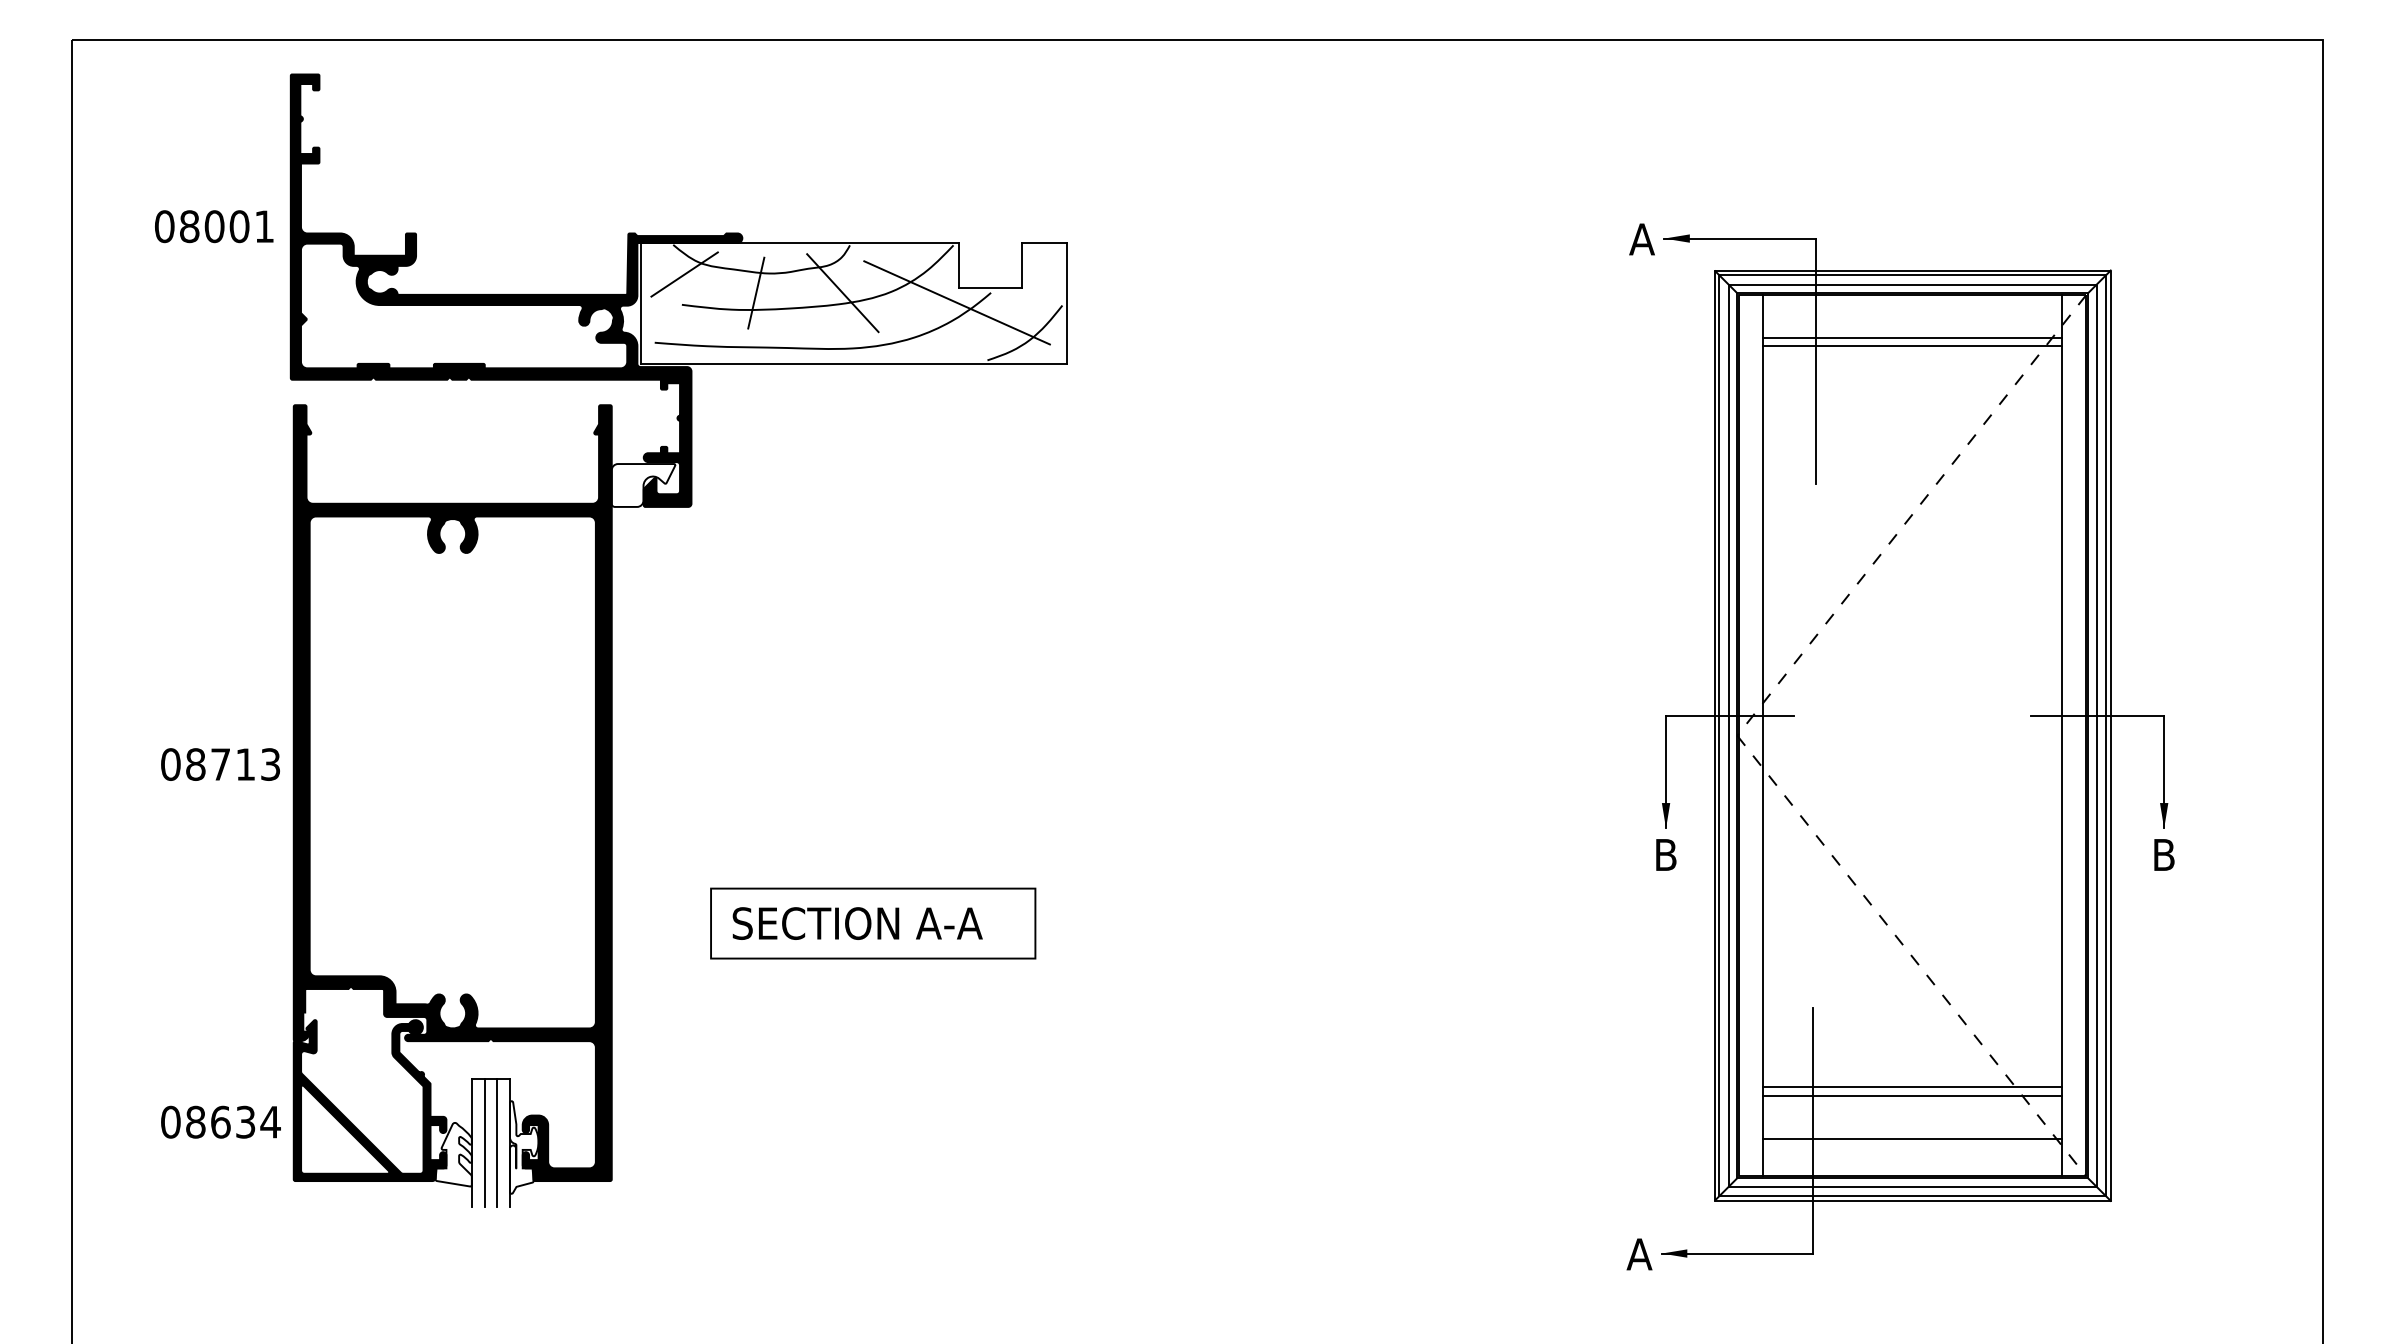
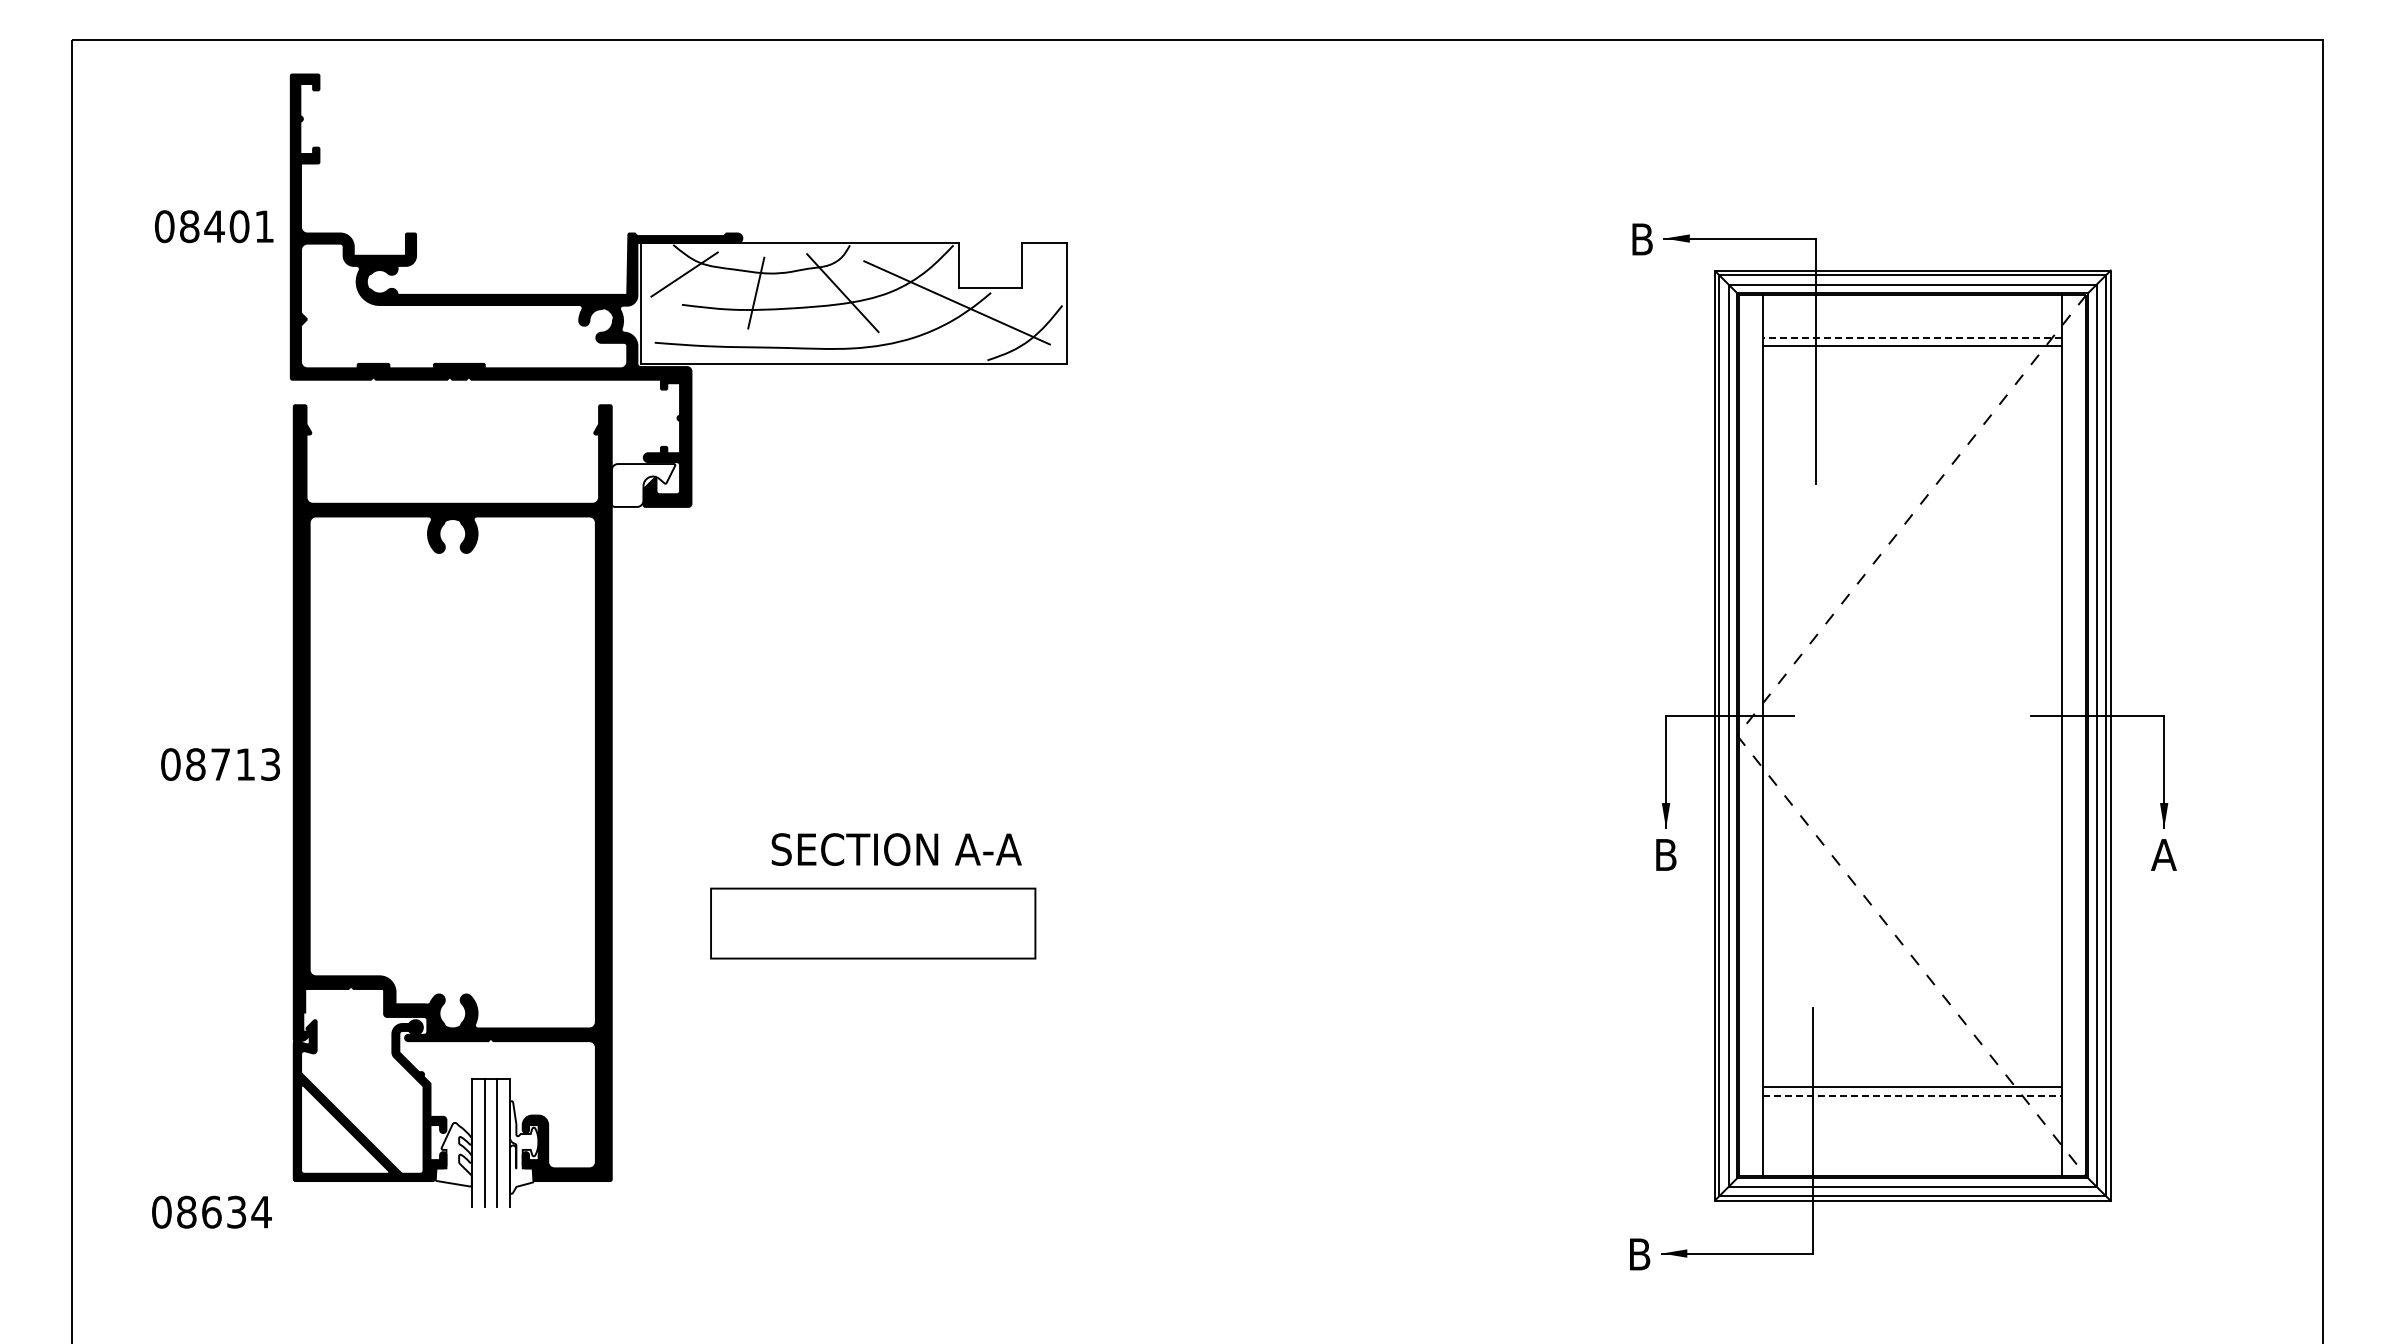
text: 08001 -> 08401 (214, 226)
text: A -> B (1641, 239)
line: solid -> dashed (1912, 337)
text: B -> A (2163, 854)
text position: (857, 923) -> (896, 849) (896, 849)
line: solid -> dashed (1913, 1095)
text position: (220, 1121) -> (211, 1211) (211, 1211)
line: present -> none (1912, 1138)
text: A -> B (1639, 1254)
